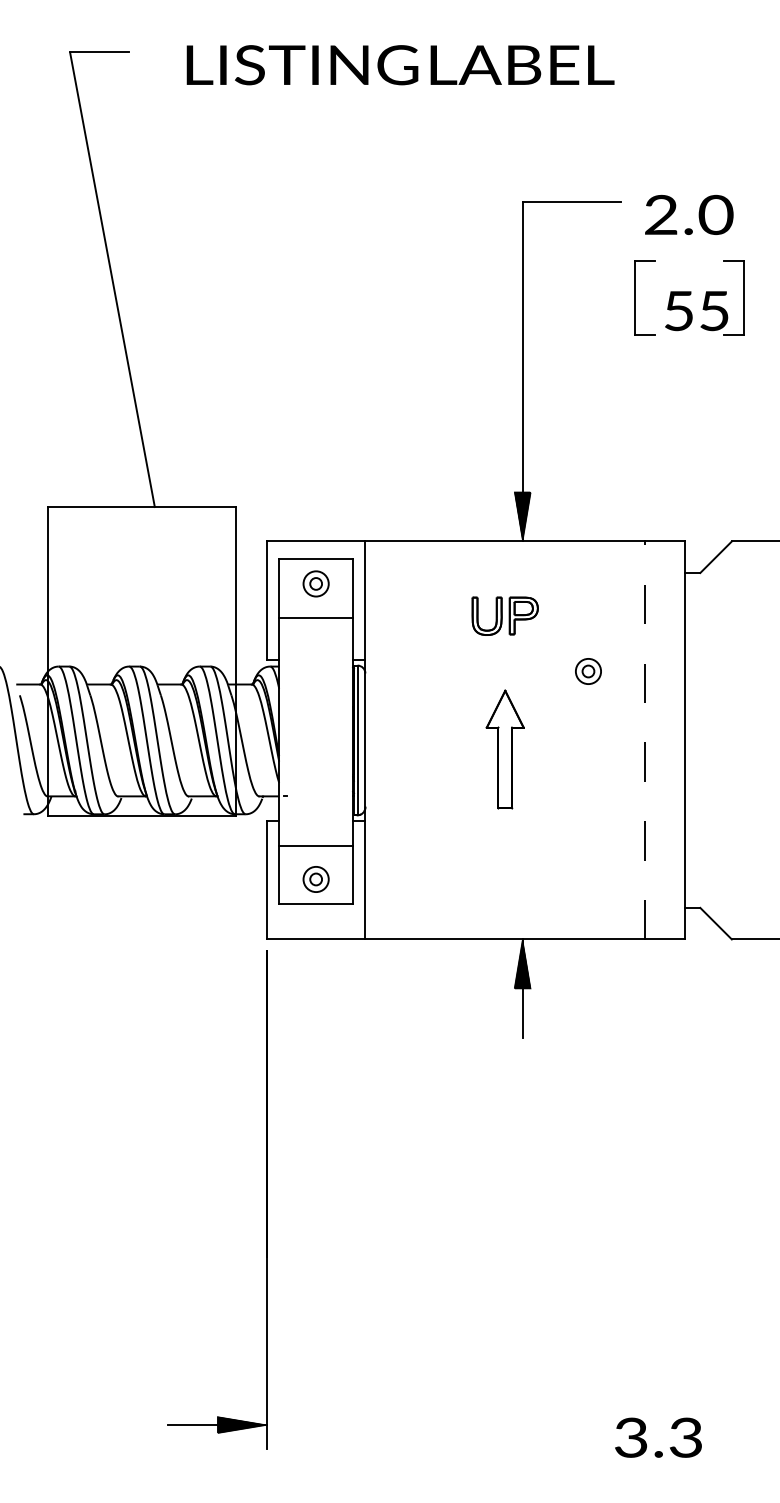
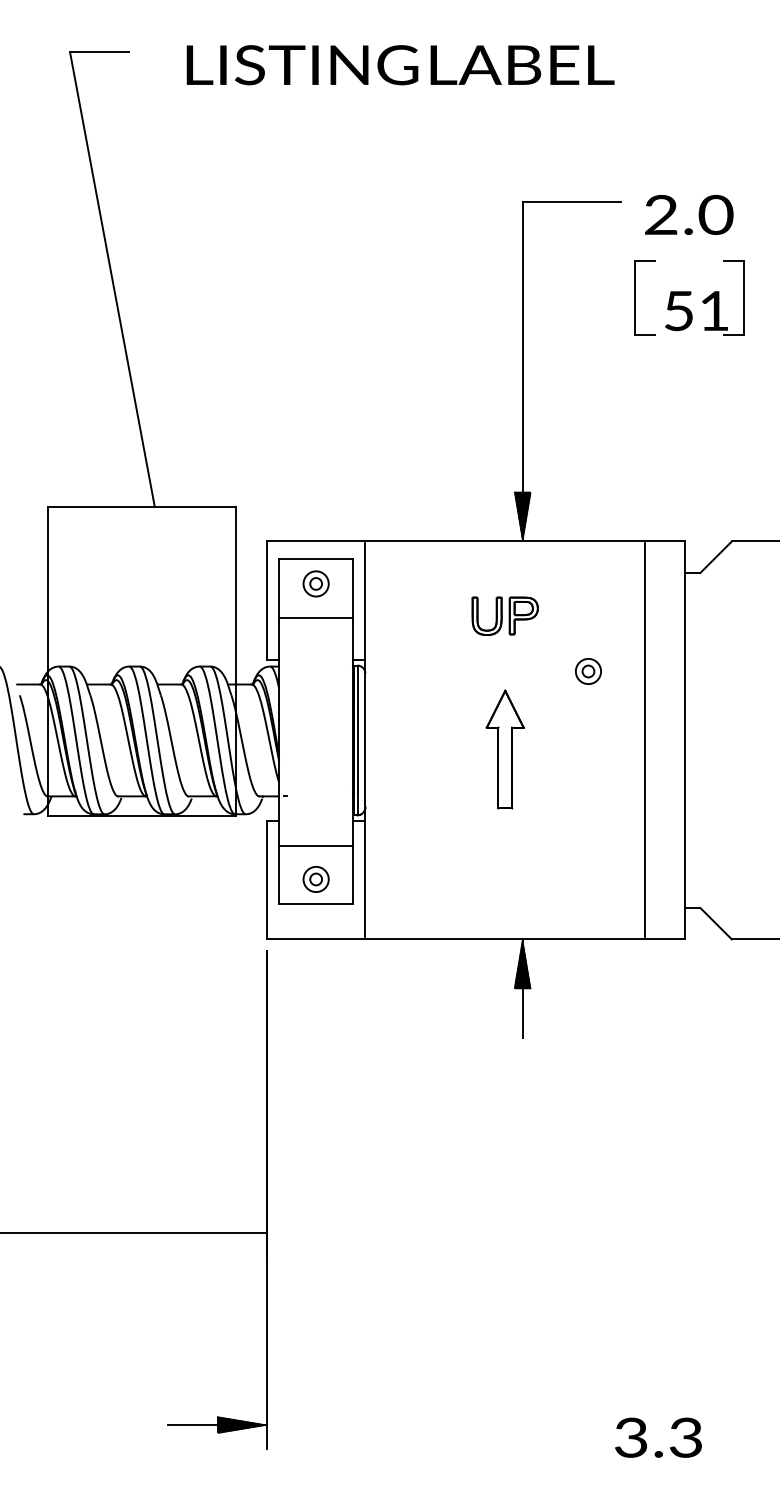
text: 55 -> 51 (714, 311)
line: dashed -> solid (645, 740)
line: none -> present (134, 1233)
